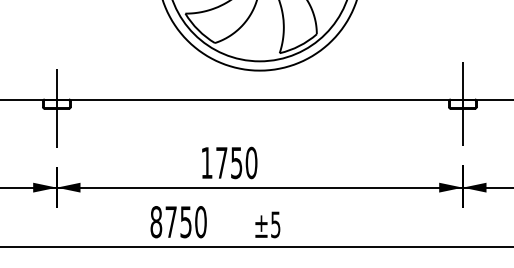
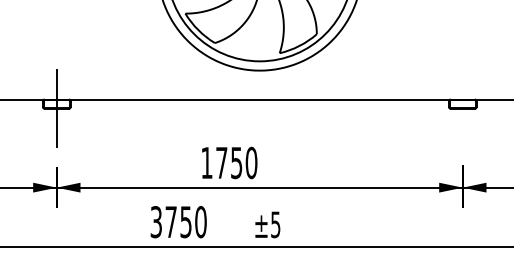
line: present -> none (462, 103)
text: 8750 -> 3750 (156, 222)
